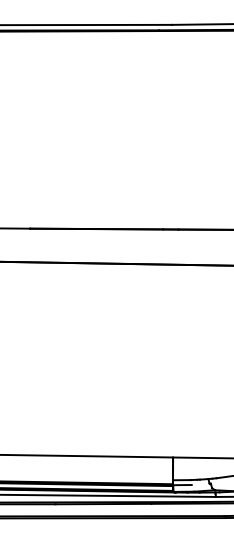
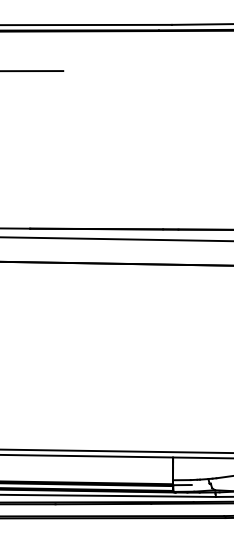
line: none -> present (32, 71)
line: none -> present (116, 239)
line: none -> present (116, 451)
